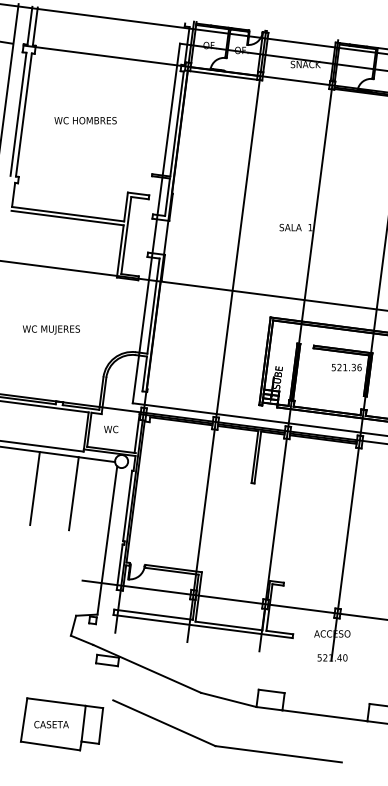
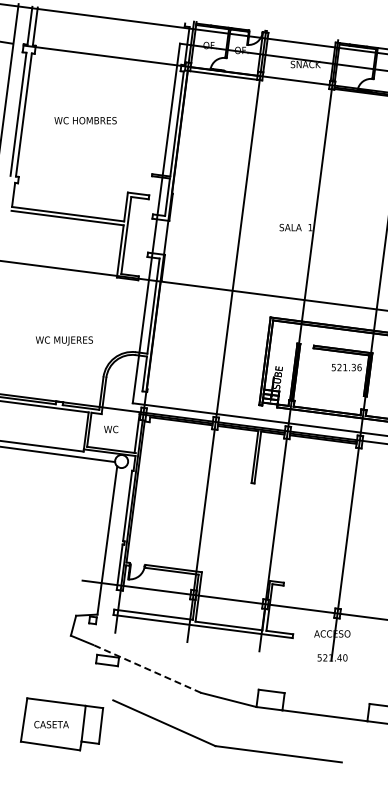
text position: (51, 329) -> (64, 340) (64, 340)
line: present -> none (34, 488)
line: present -> none (73, 493)
line: solid -> dashed (146, 668)
